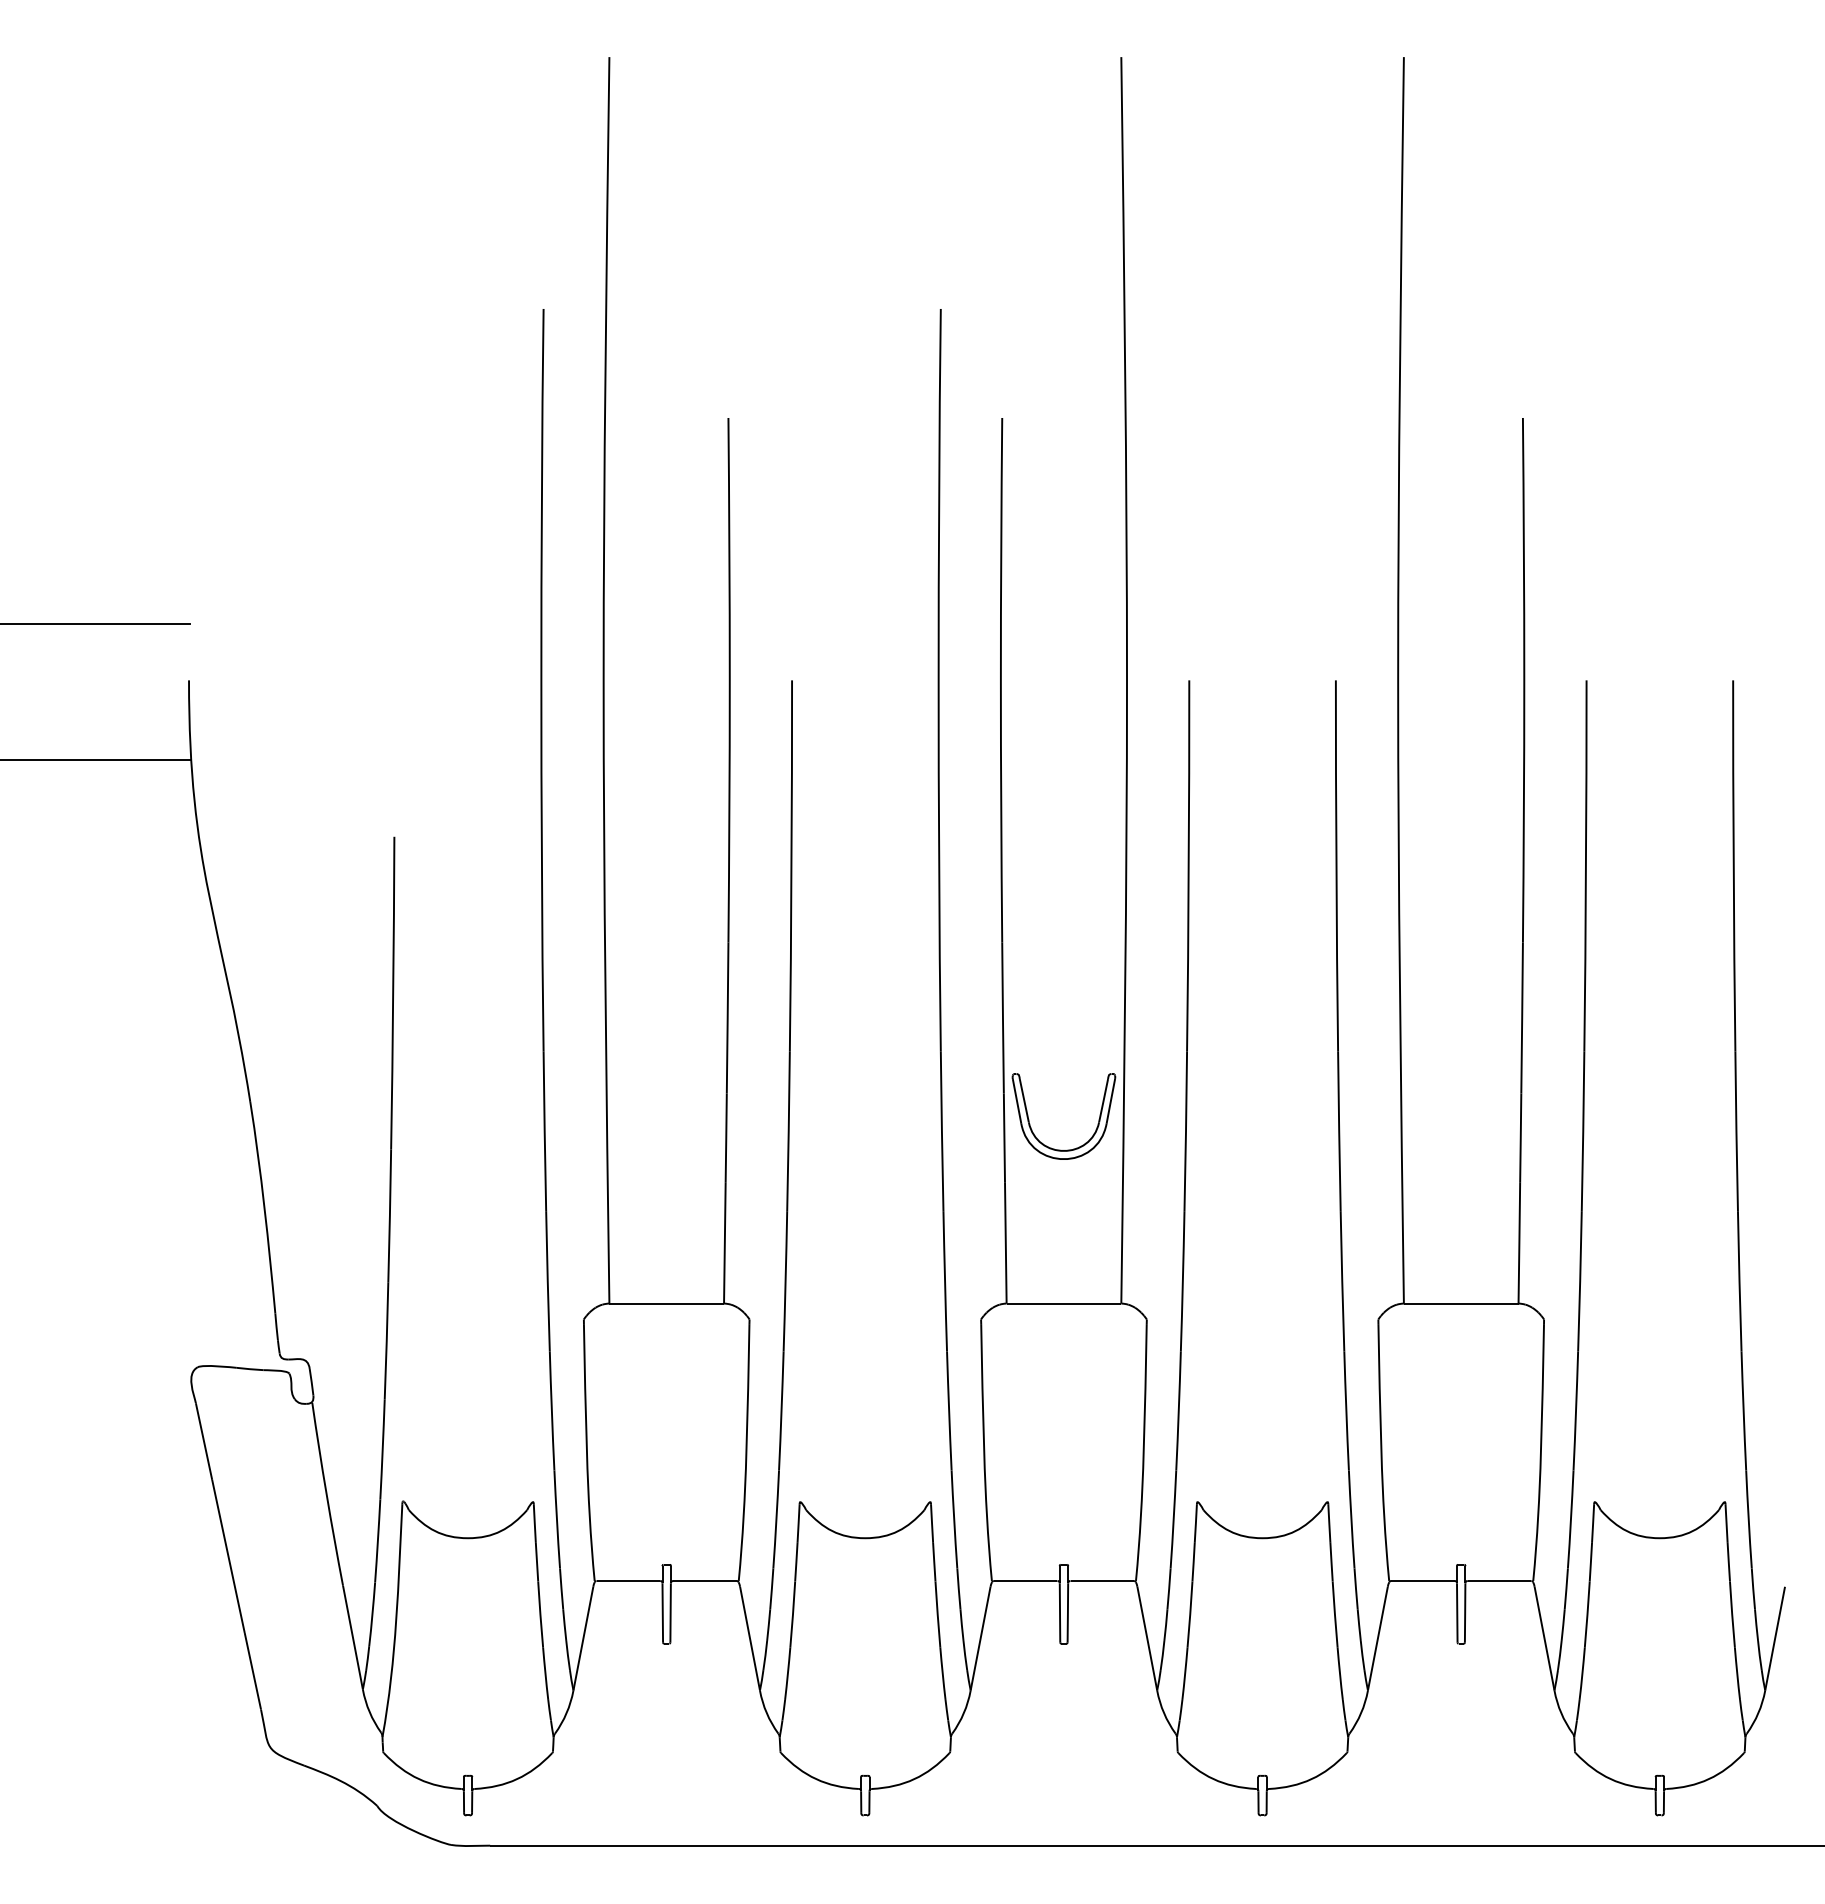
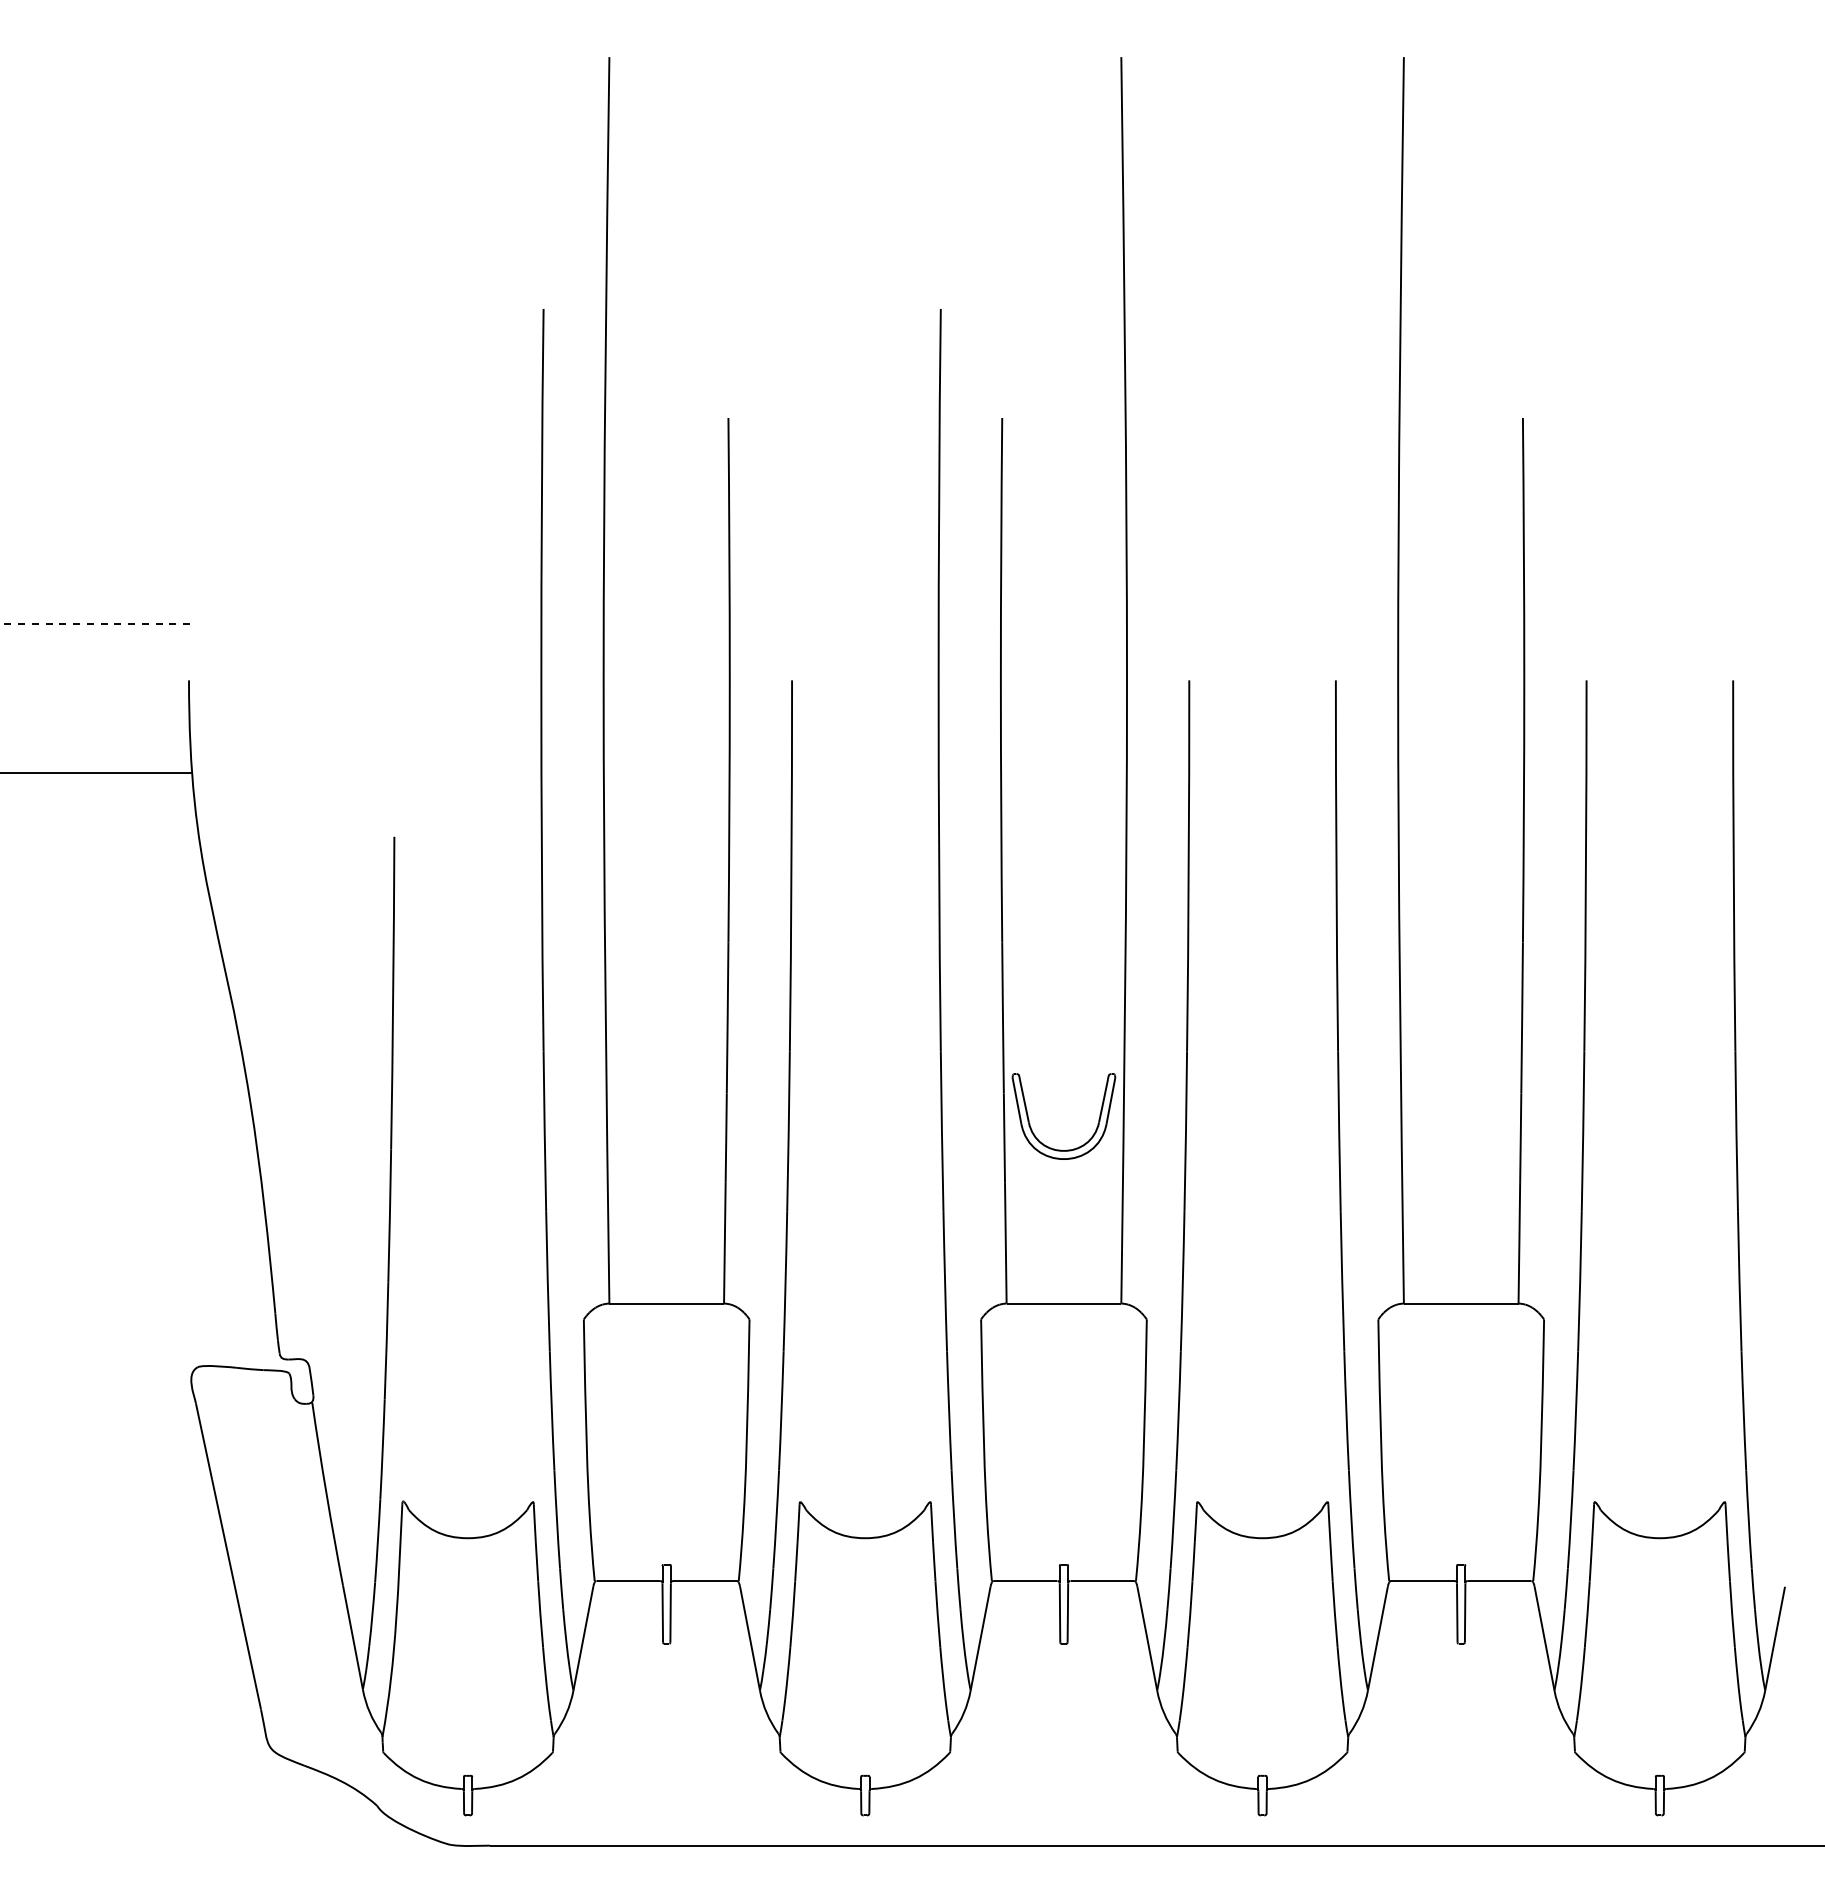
line: solid -> dashed (95, 624)
line position: (96, 759) -> (96, 772) (96, 772)
